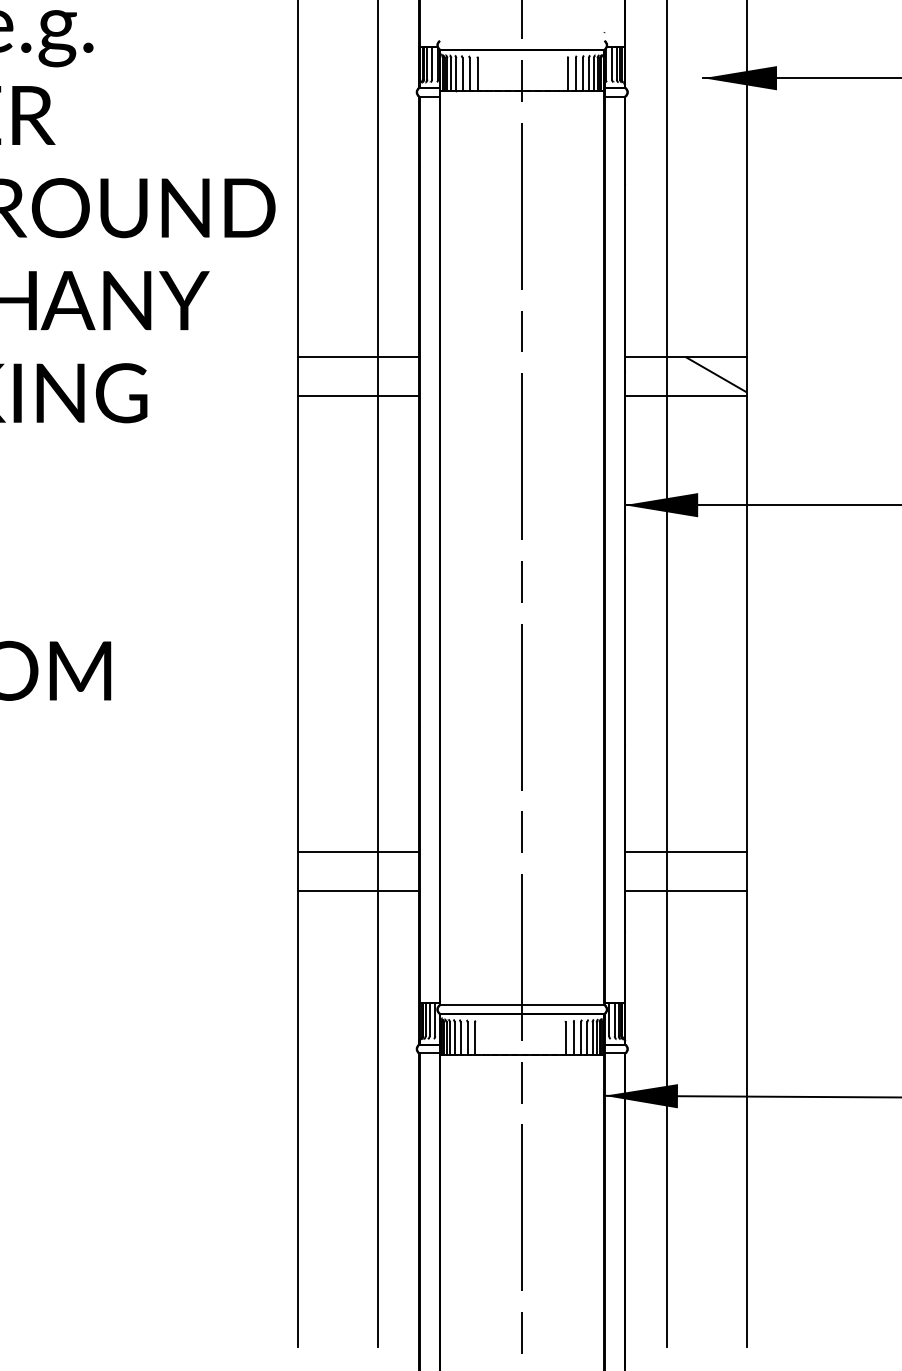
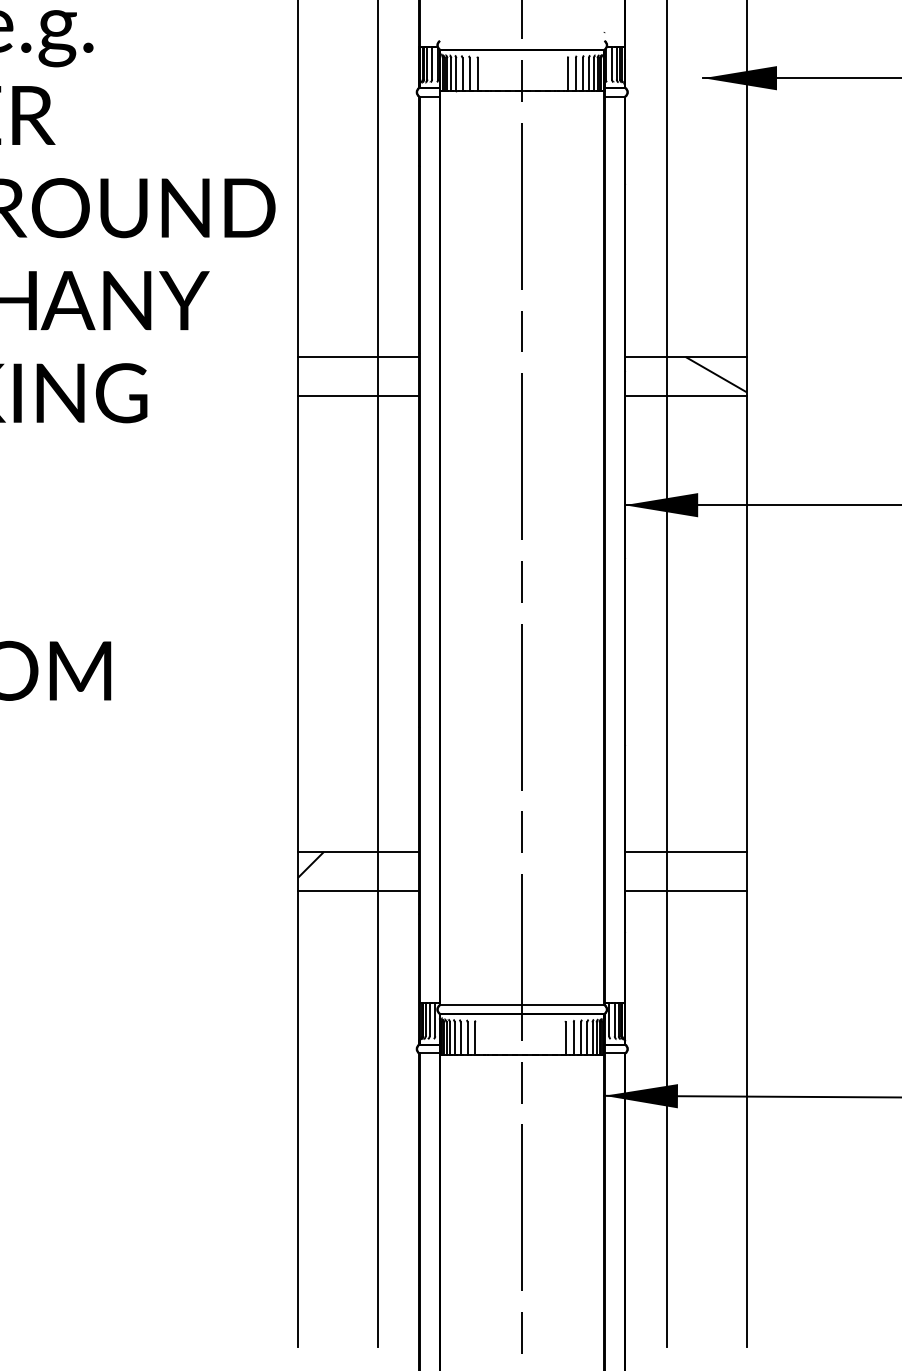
hatch: none -> present (310, 864)
